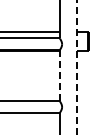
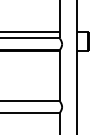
line: dashed -> solid (77, 67)
line: dashed -> solid (59, 75)
